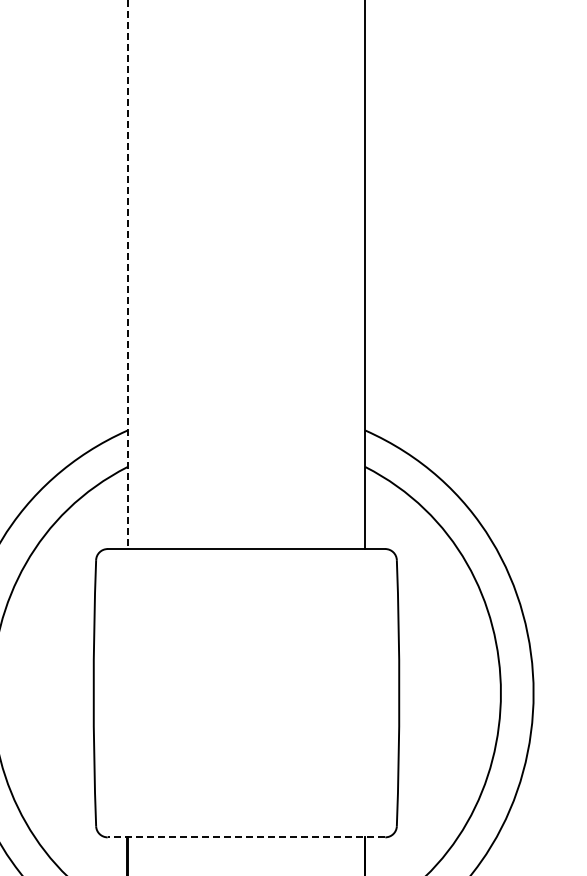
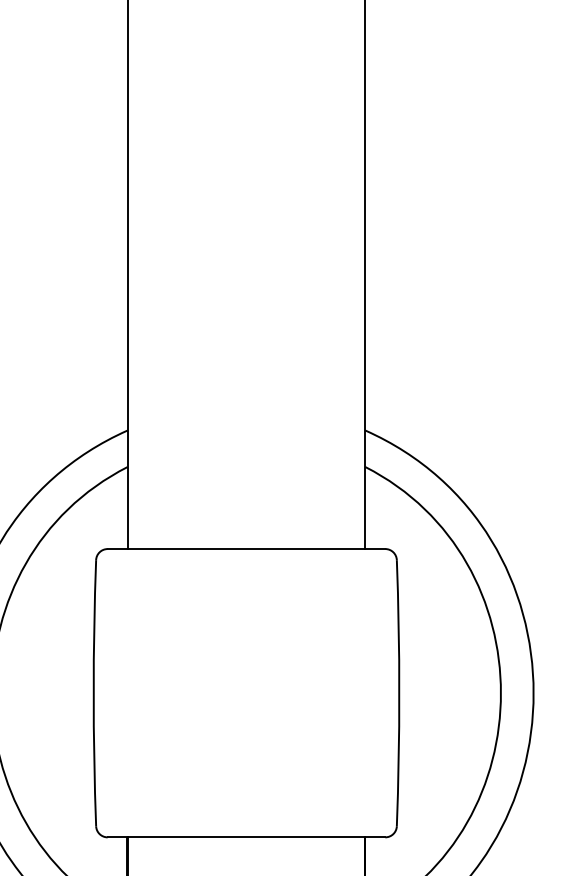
line: dashed -> solid (127, 275)
line: dashed -> solid (246, 837)
